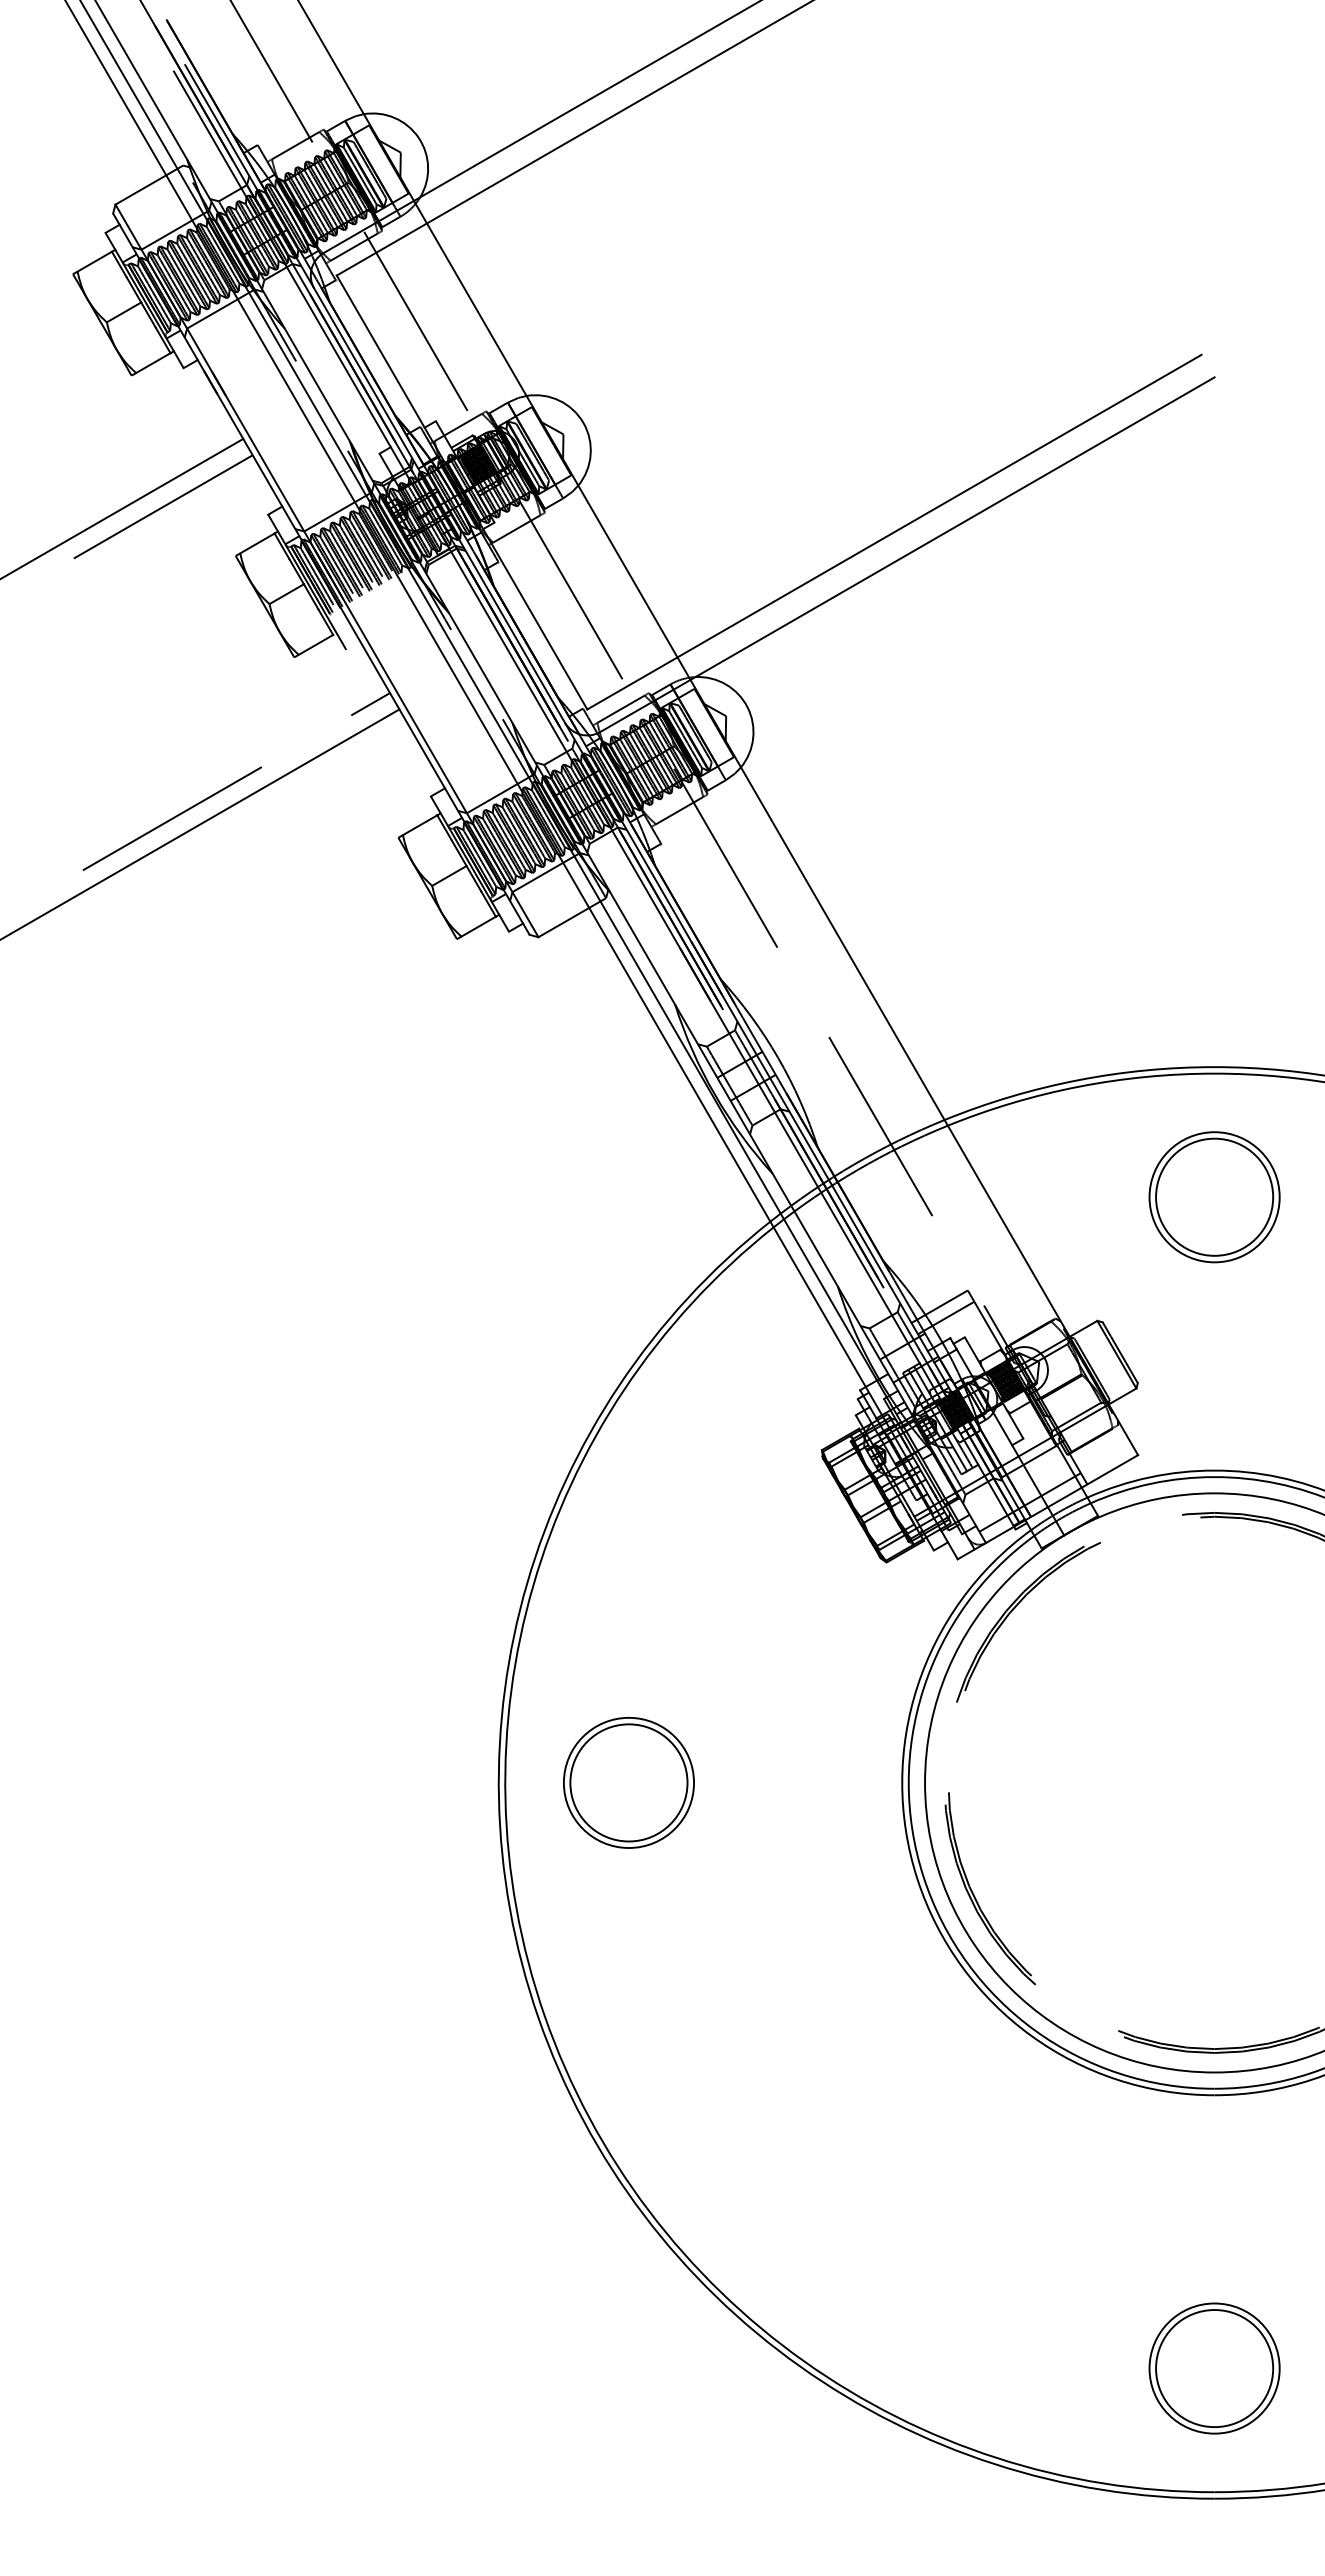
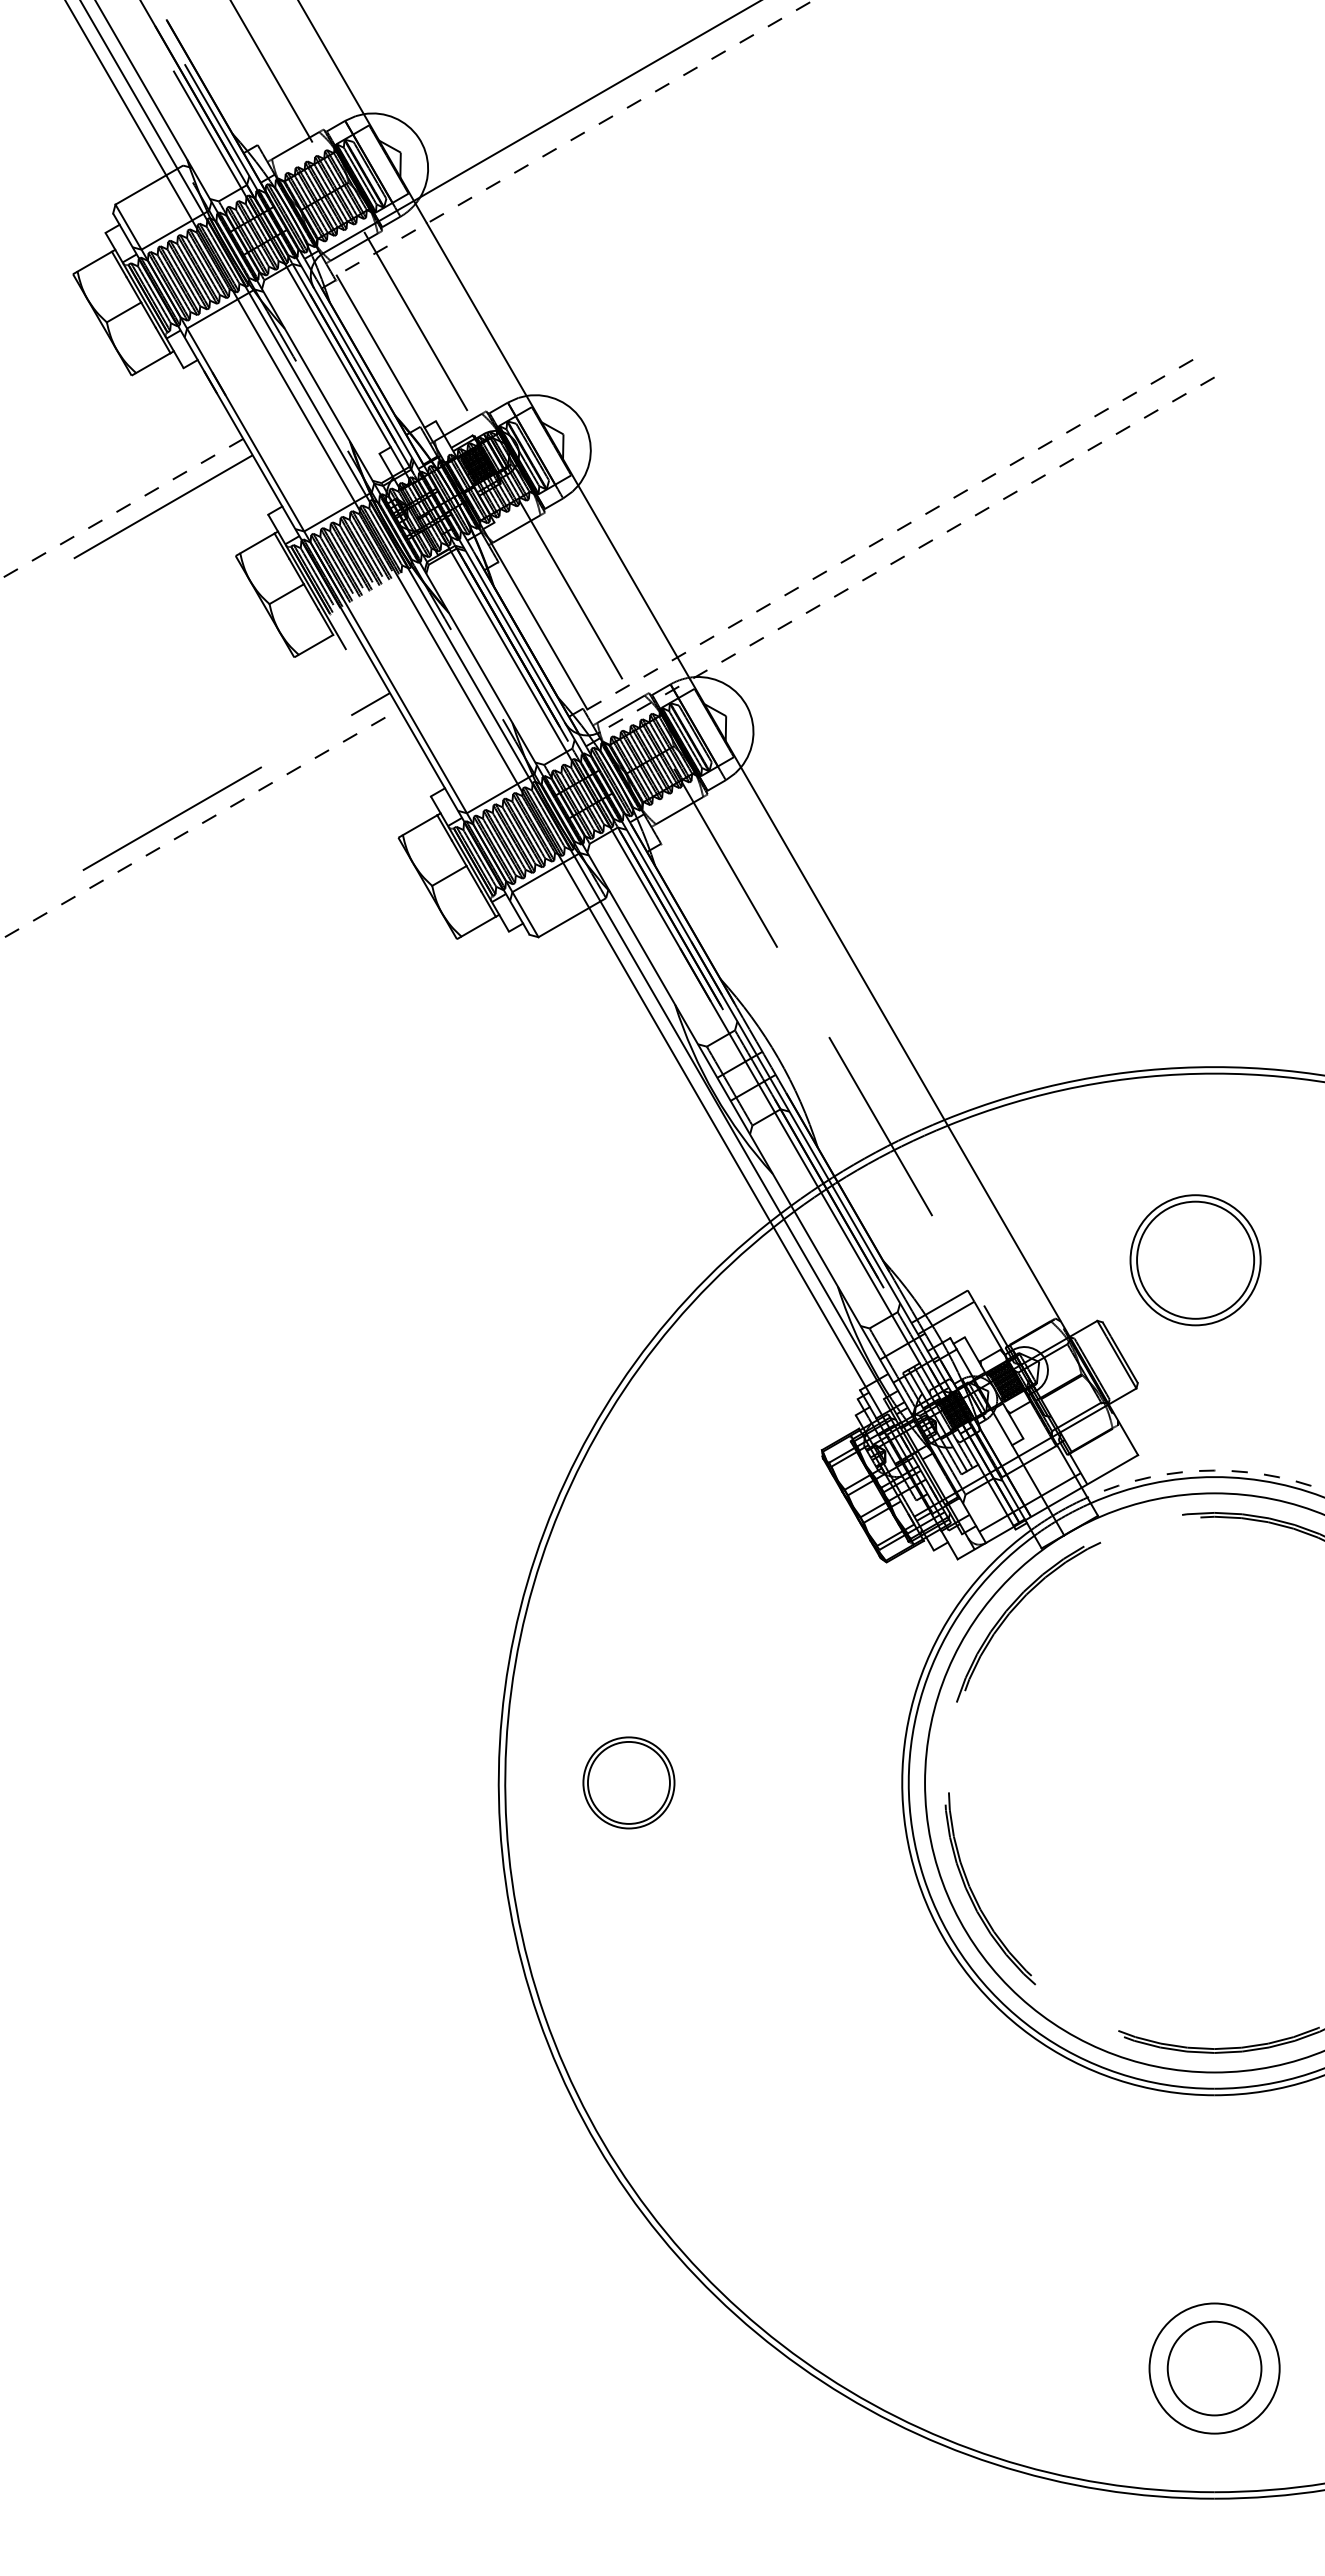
line: solid -> dashed (574, 138)
line: solid -> dashed (121, 509)
line: solid -> dashed (894, 532)
line: solid -> dashed (907, 554)
line: solid -> dashed (200, 824)
part position: (1214, 1197) -> (1195, 1260) (1195, 1260)
arc: solid -> dashed (1205, 1470)
part size: 132x132 px -> 94x94 px (628, 1782)
circle diameter: 117 px -> 94 px (1214, 2368)
